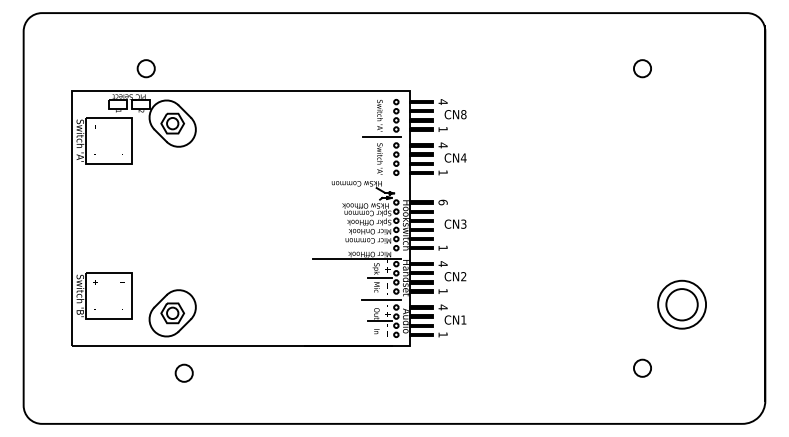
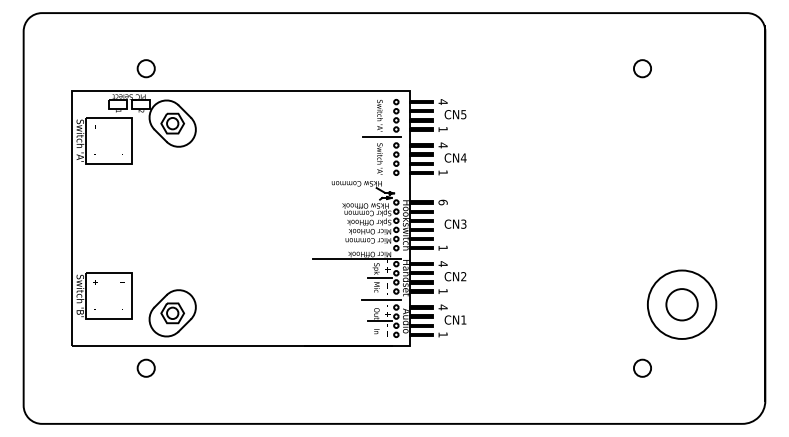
text: CN8 -> CN5 (463, 114)
circle diameter: 48 px -> 68 px (681, 304)
circle position: (183, 372) -> (145, 367) (145, 367)
